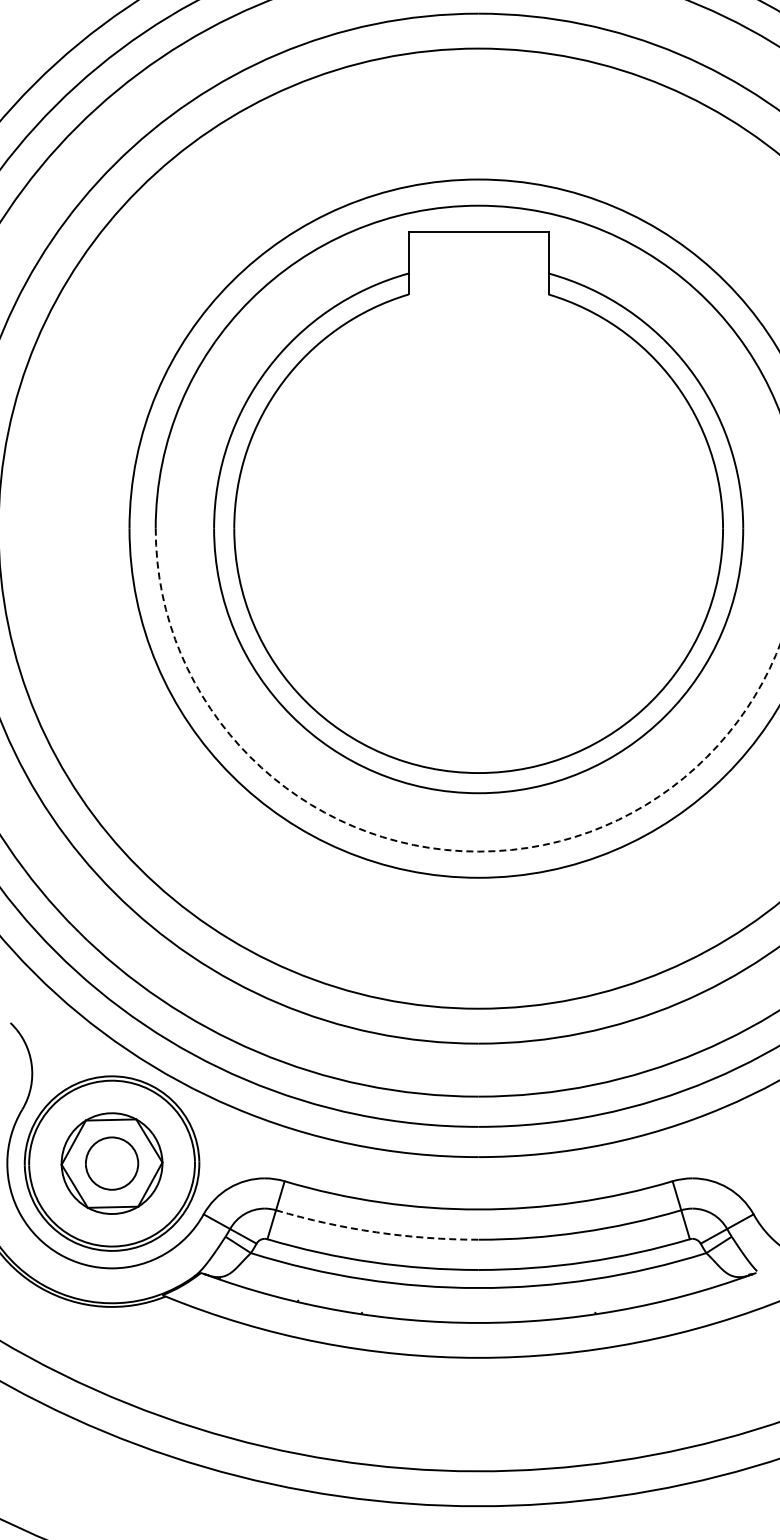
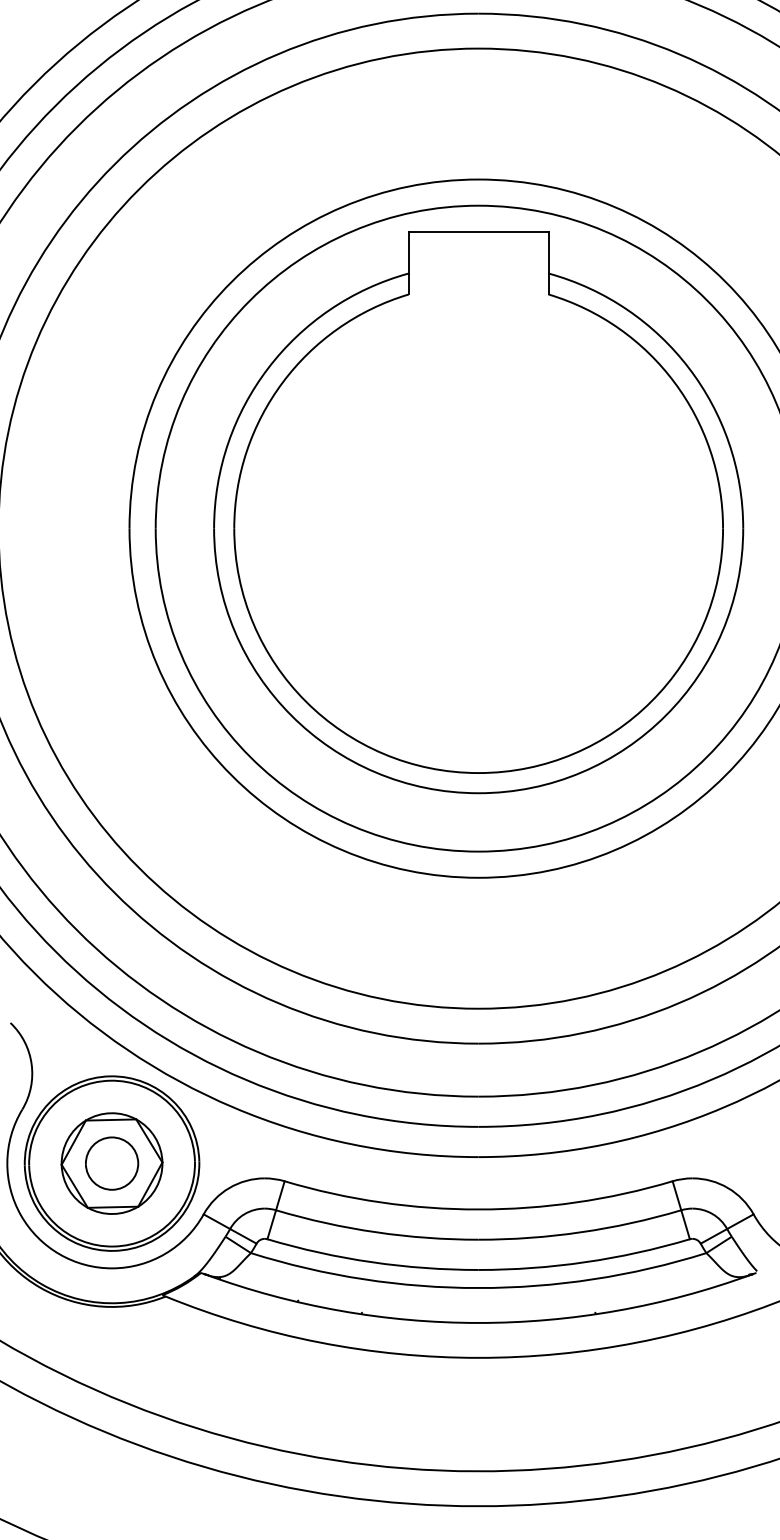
arc: dashed -> solid (420, 846)
arc: dashed -> solid (376, 1232)
